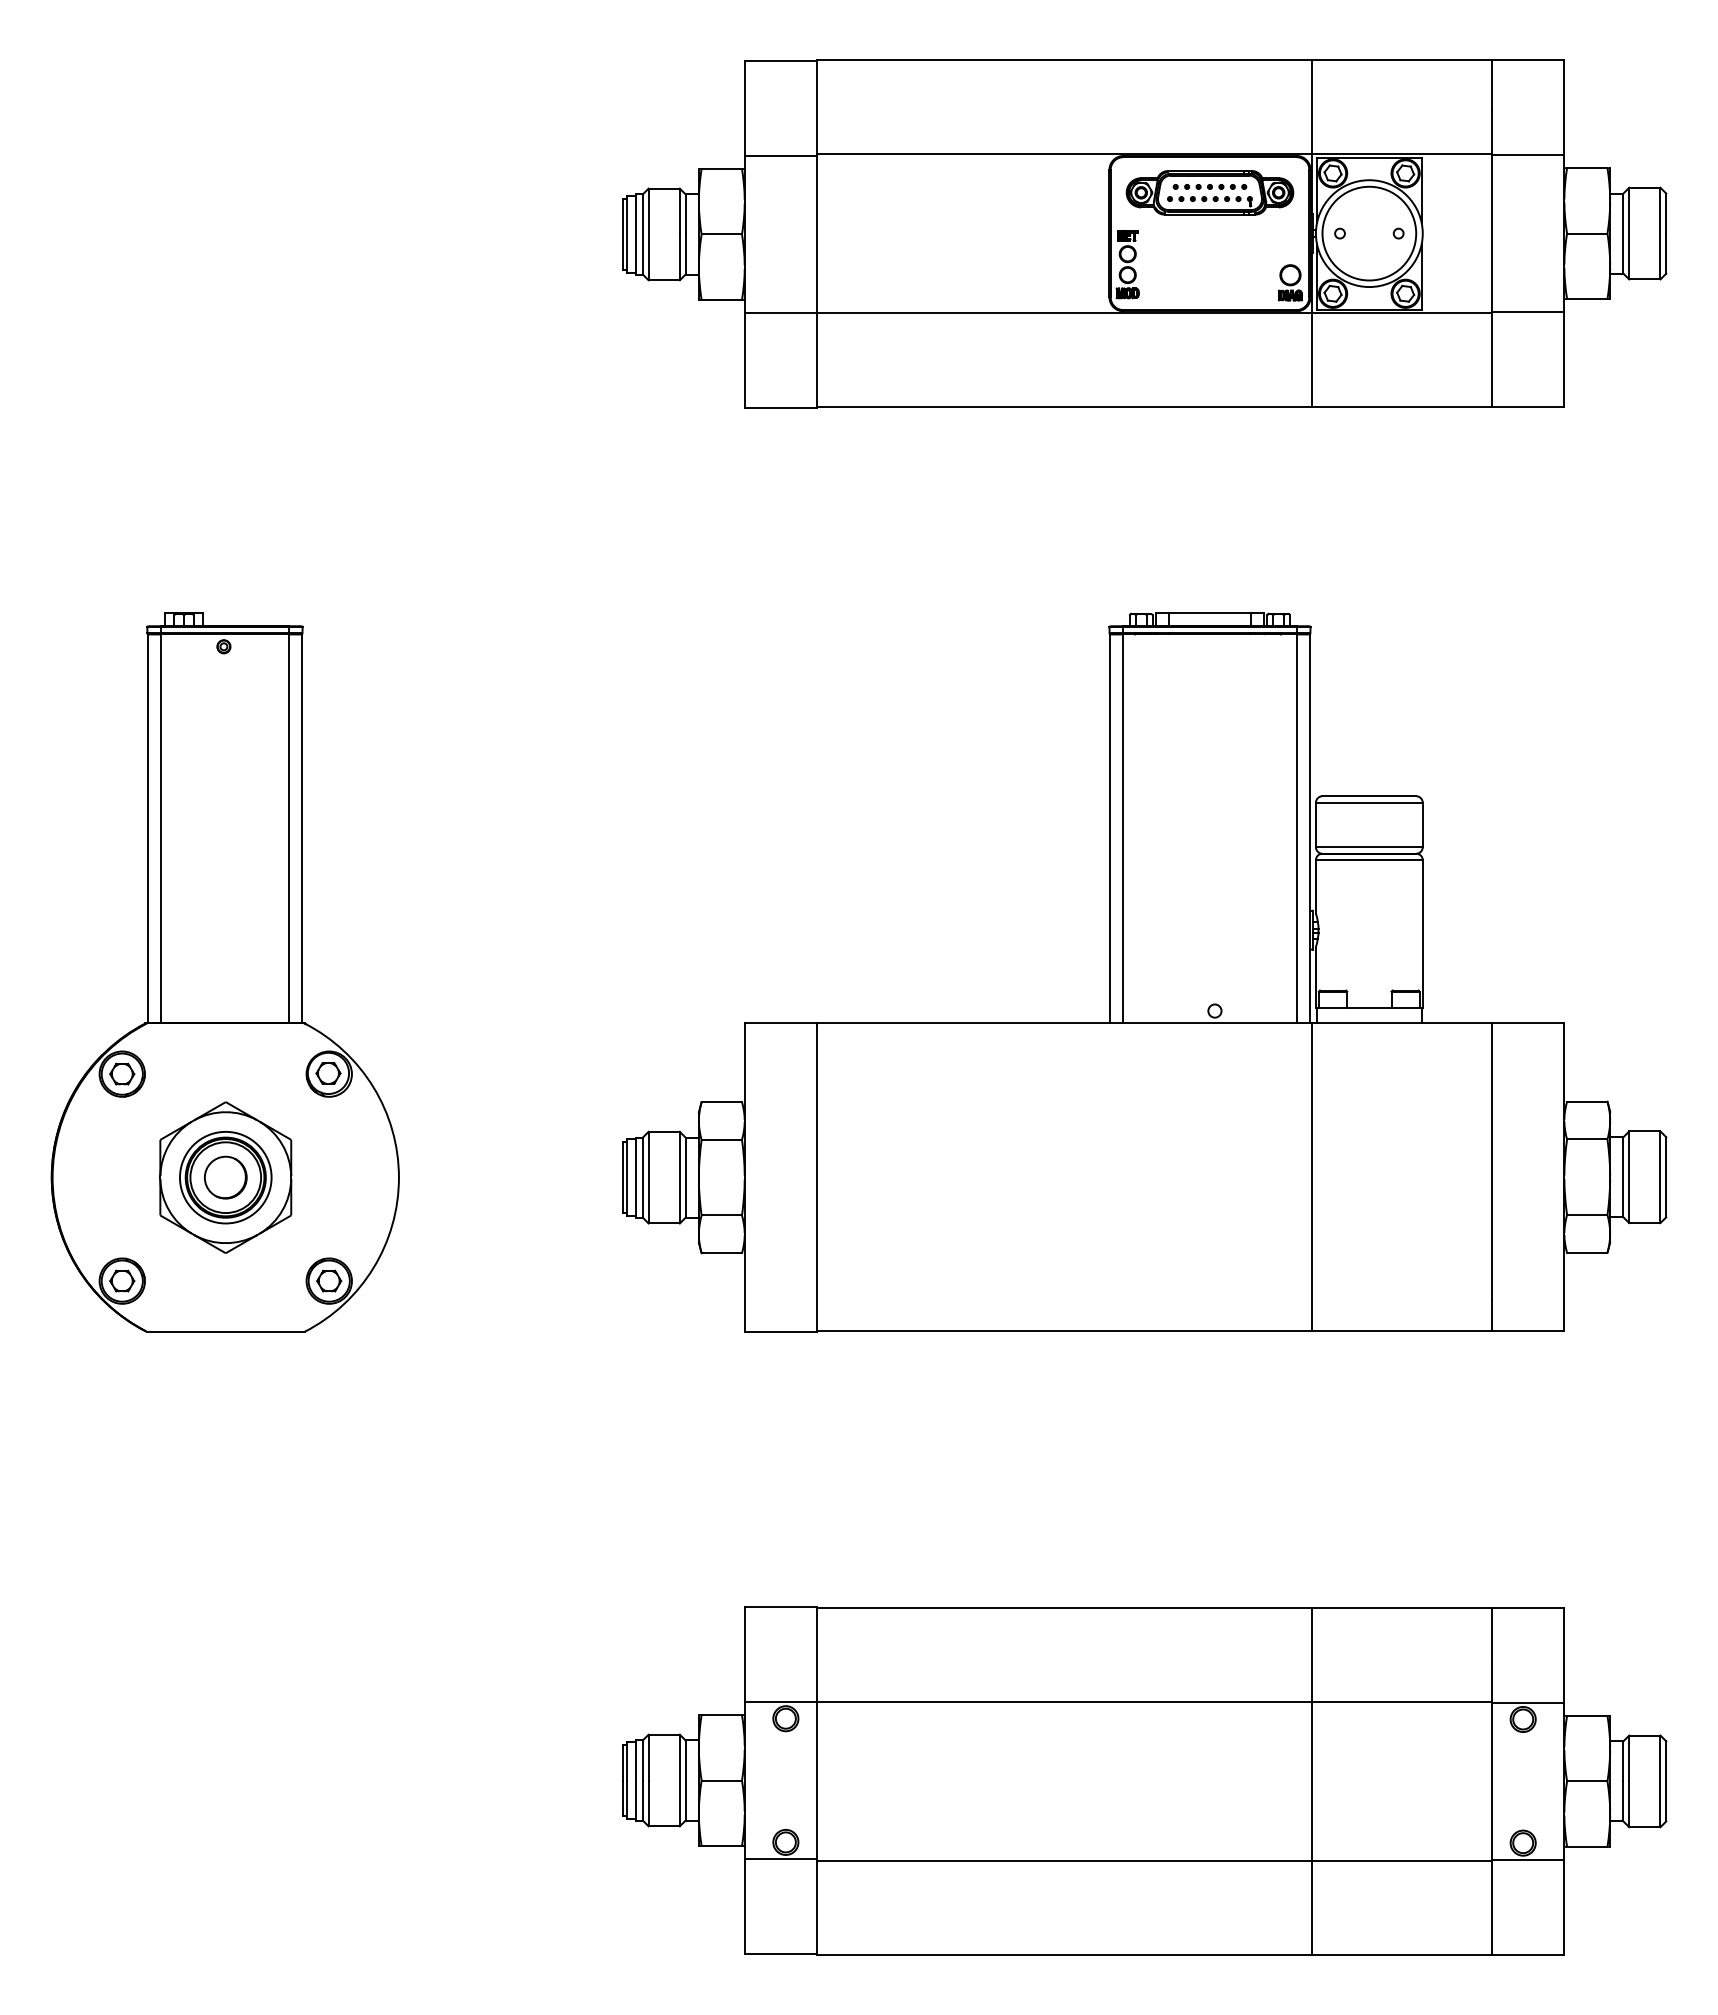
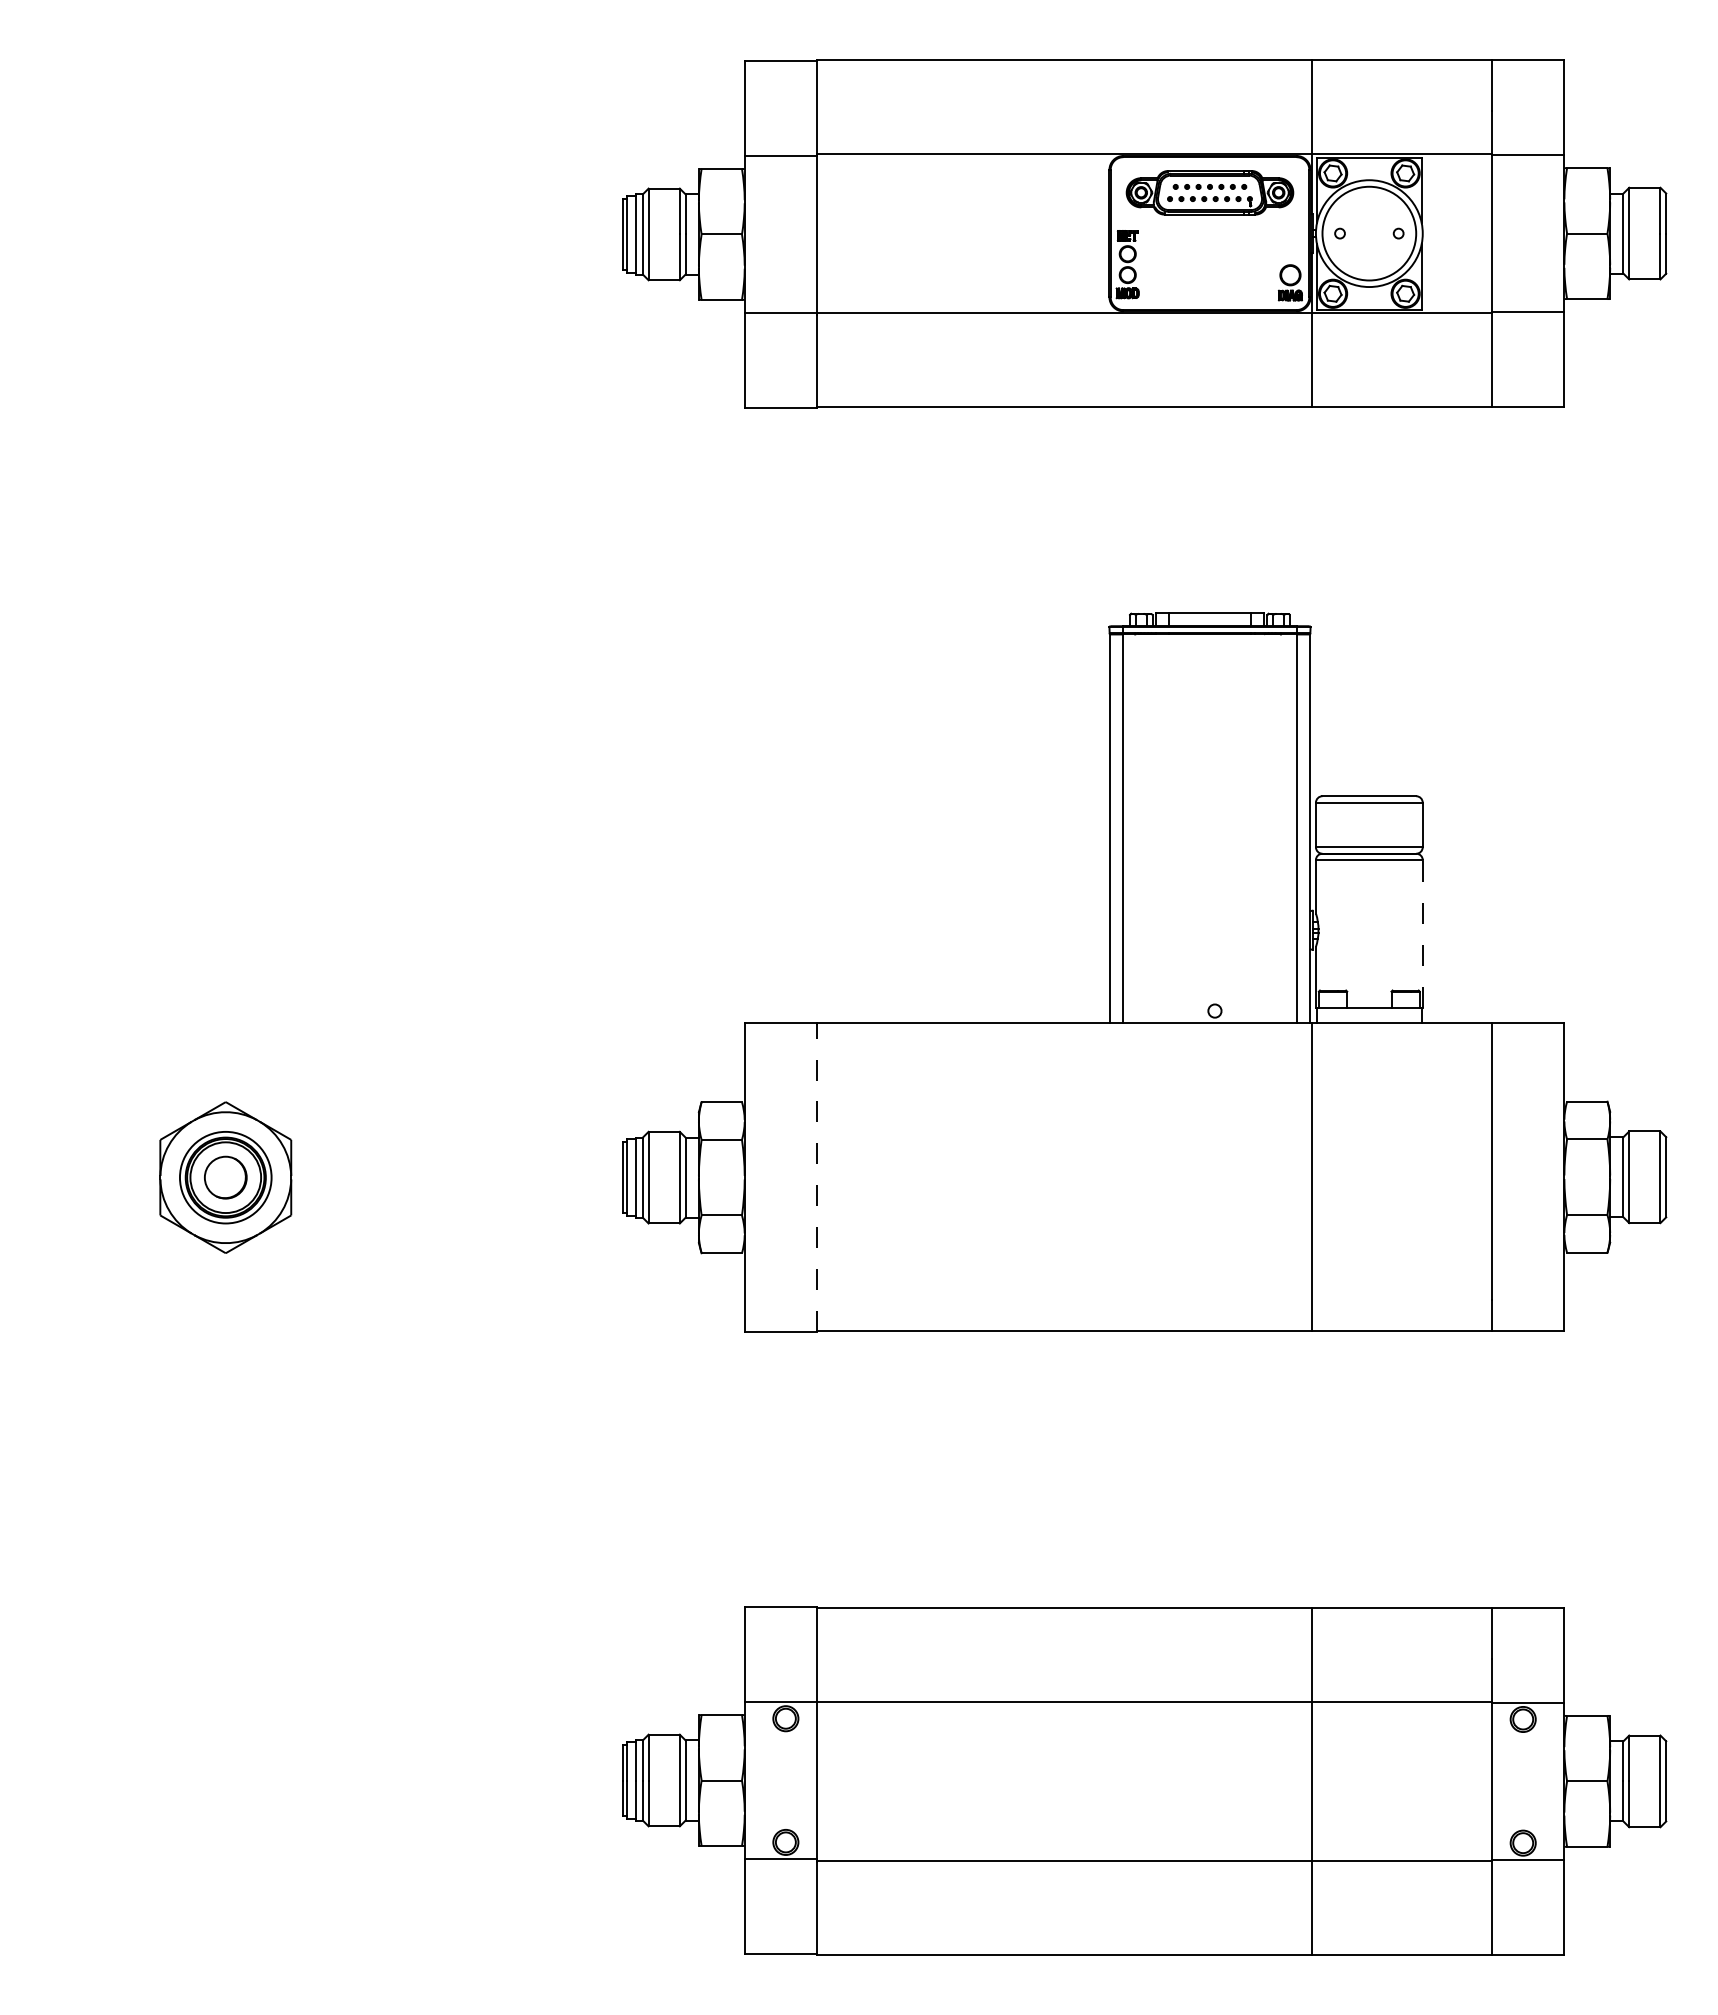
line: solid -> dashed (1422, 933)
part: present -> none (224, 972)
line: solid -> dashed (816, 1178)
